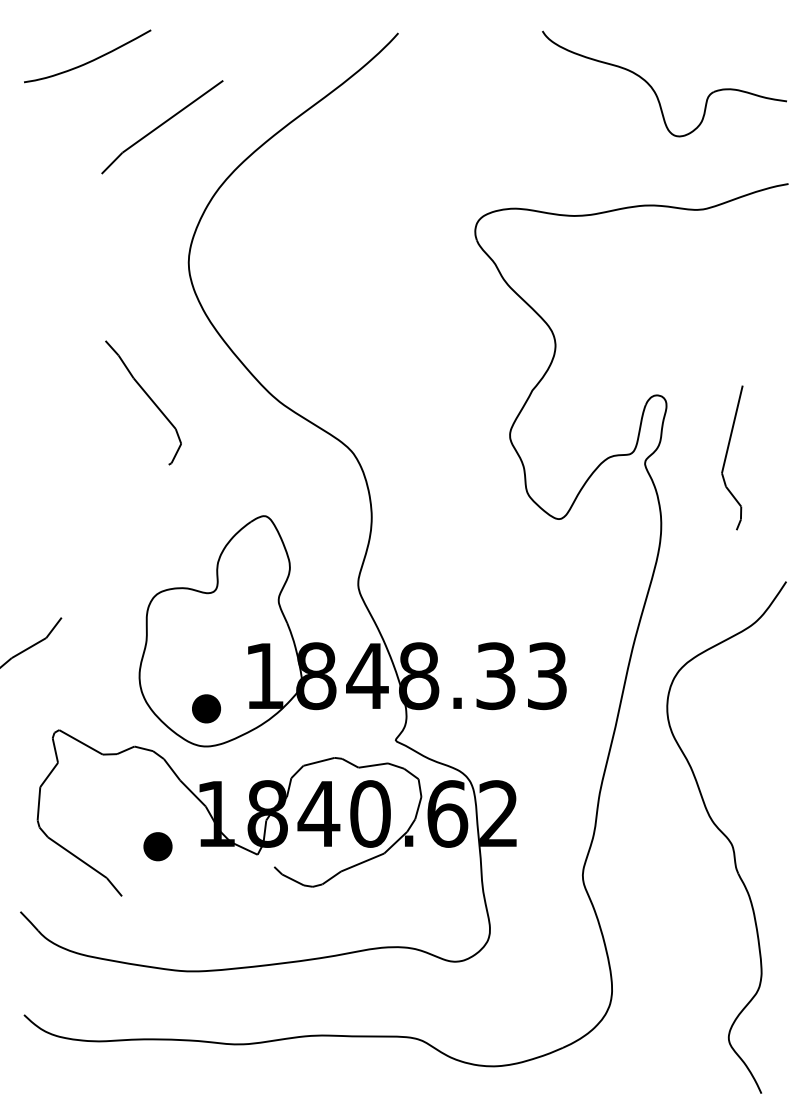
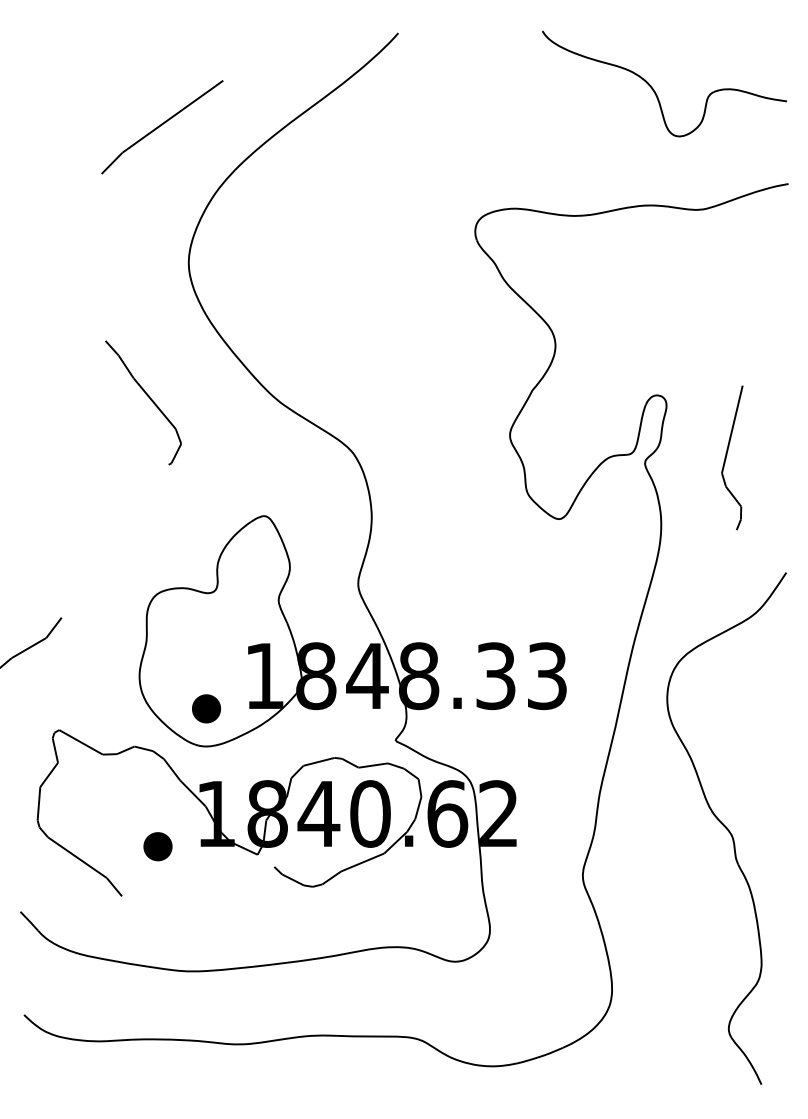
curve: present -> none (90, 60)
part position: (726, 837) -> (726, 828) (726, 828)
